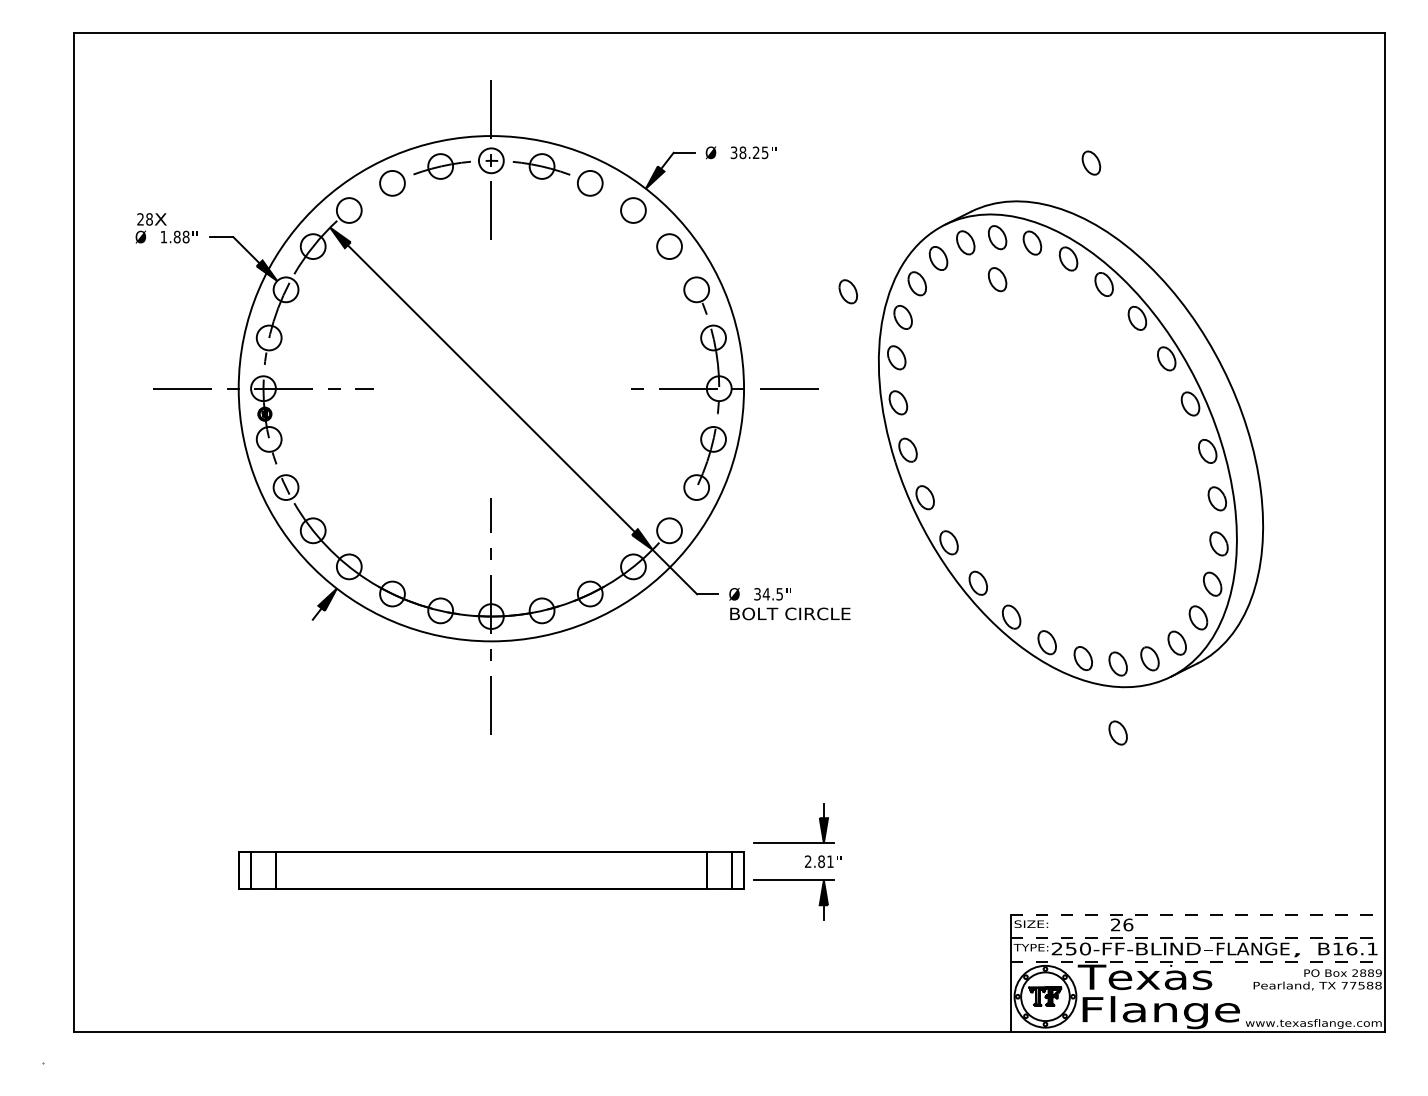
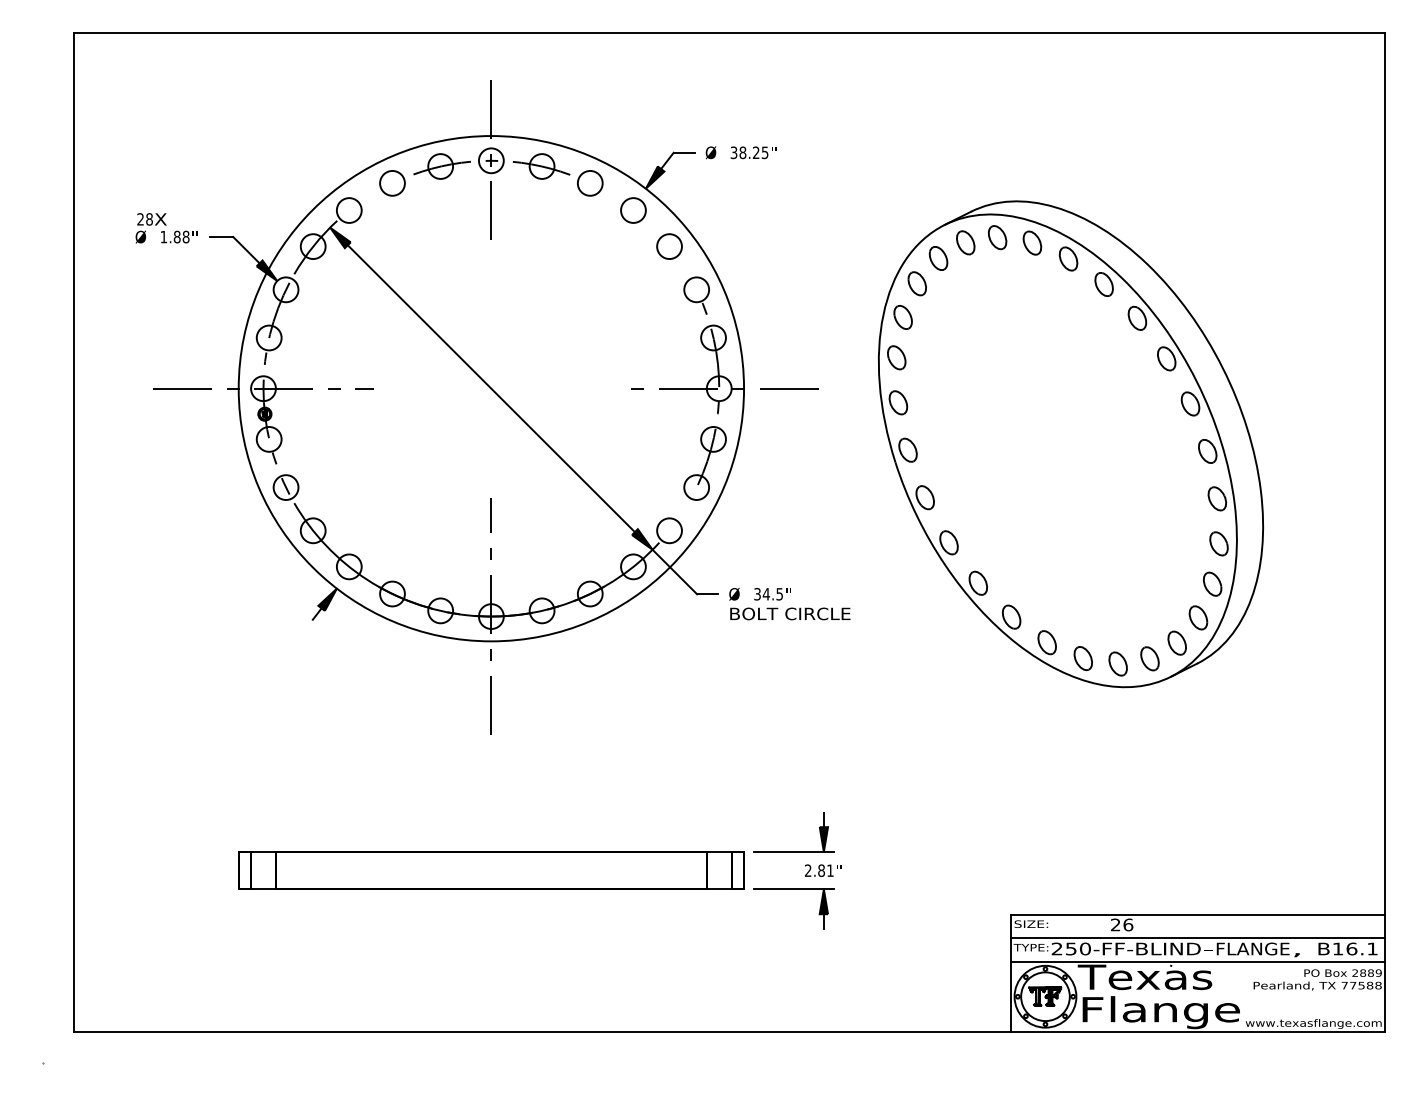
part: present -> none (1091, 162)
part: present -> none (997, 279)
part: present -> none (847, 291)
part: present -> none (1117, 732)
part position: (805, 857) -> (805, 866) (805, 866)
line: dashed -> solid (1198, 914)
line: dashed -> solid (1198, 938)
line: dashed -> solid (1198, 961)
